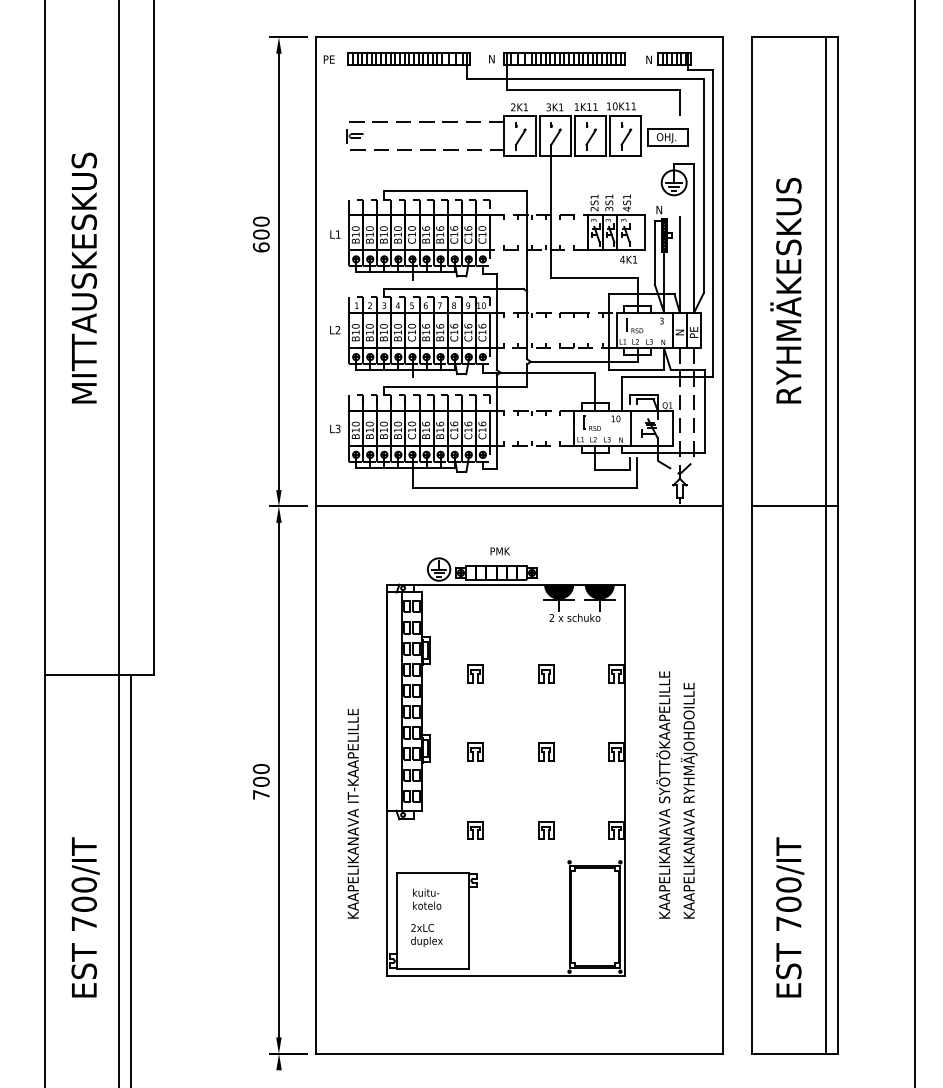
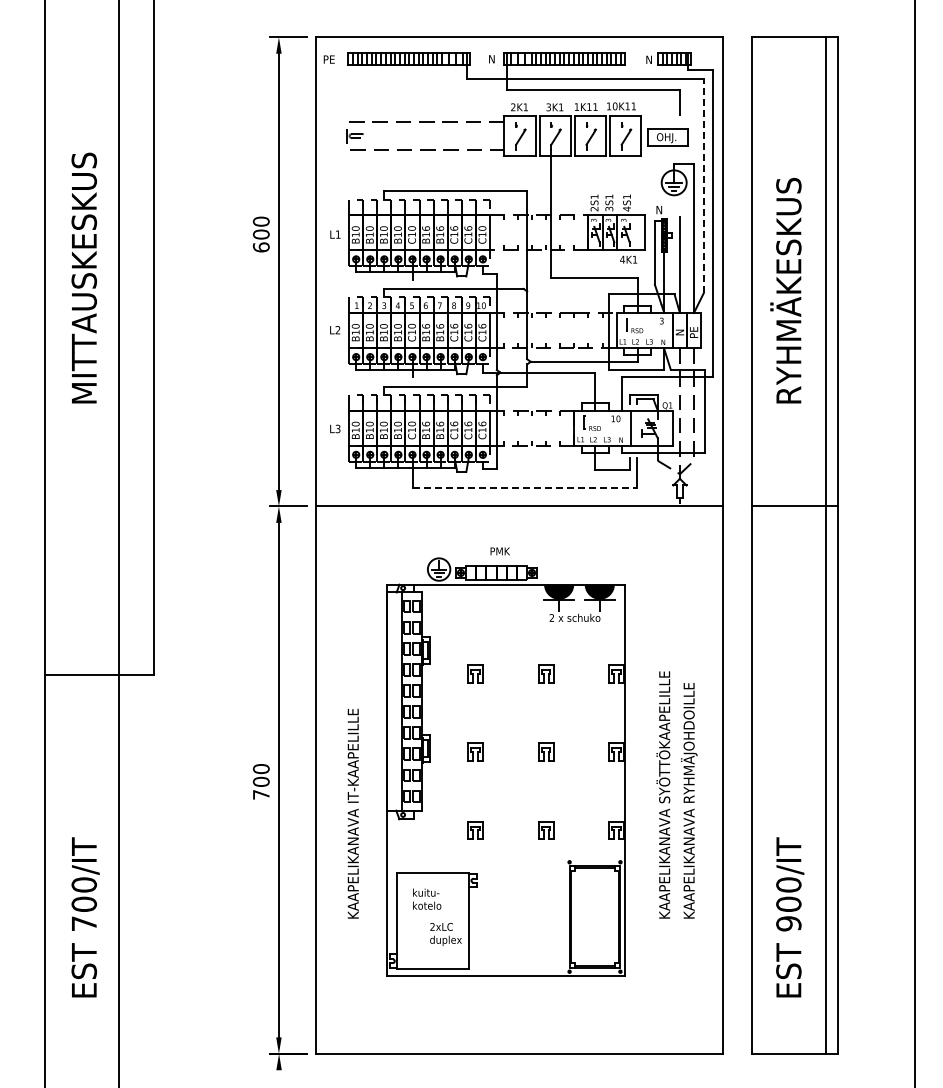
line: solid -> dashed (703, 185)
line: solid -> dashed (525, 487)
line: present -> none (130, 879)
text: 700/IT -> 900/IT (788, 923)
text position: (426, 935) -> (445, 934) (445, 934)
